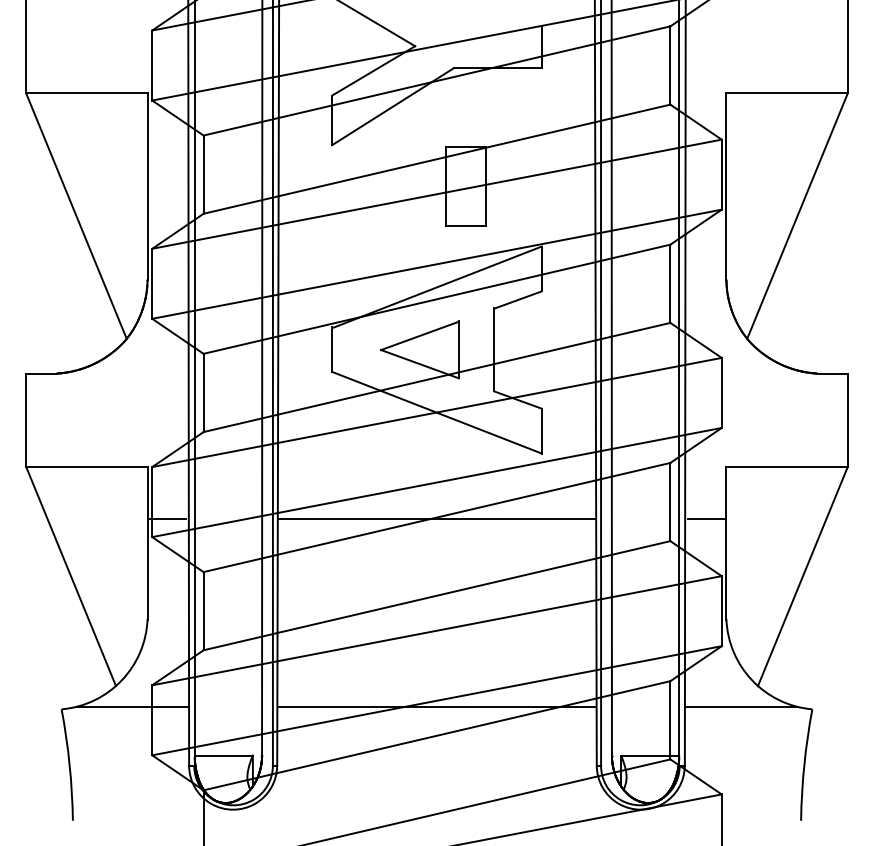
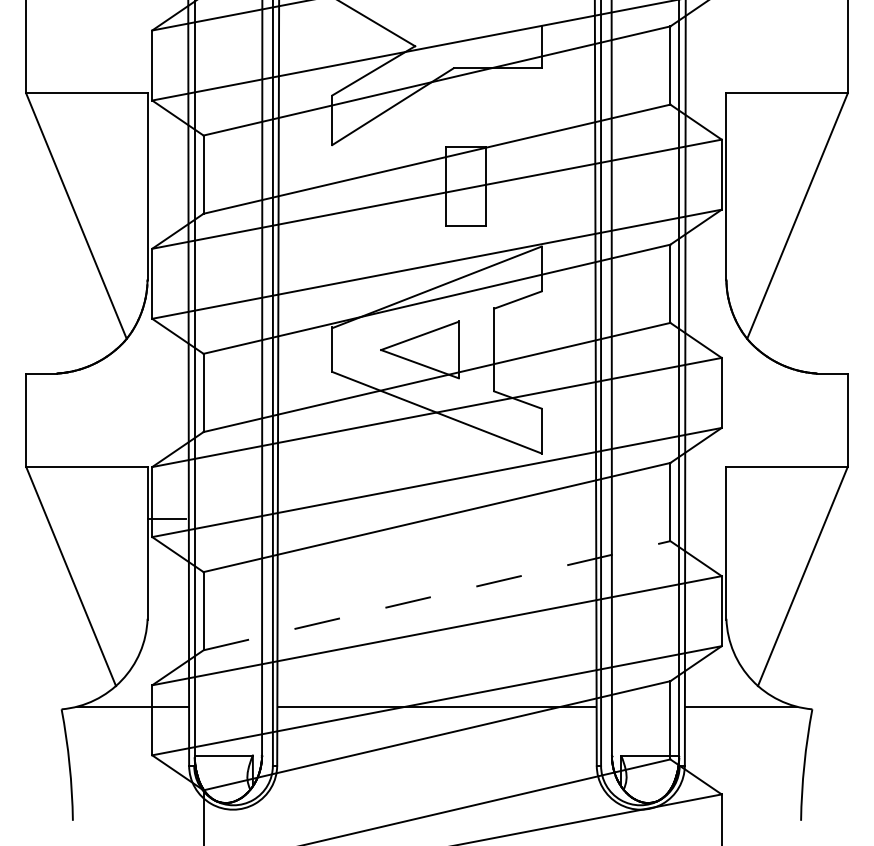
line: present -> none (436, 518)
line: present -> none (706, 518)
line: solid -> dashed (437, 595)
